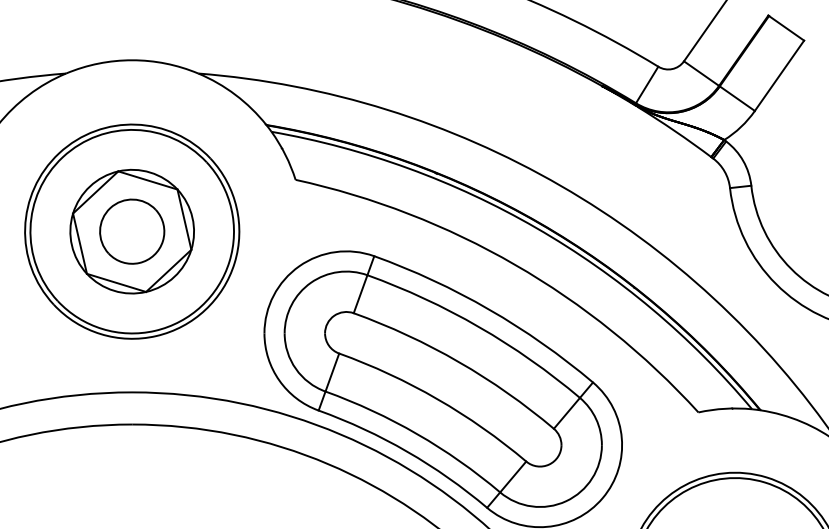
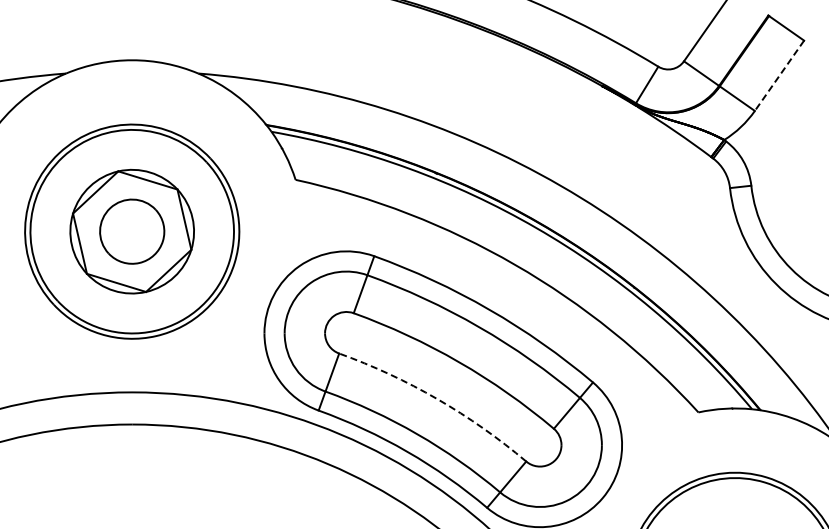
line: solid -> dashed (779, 75)
arc: solid -> dashed (437, 399)
